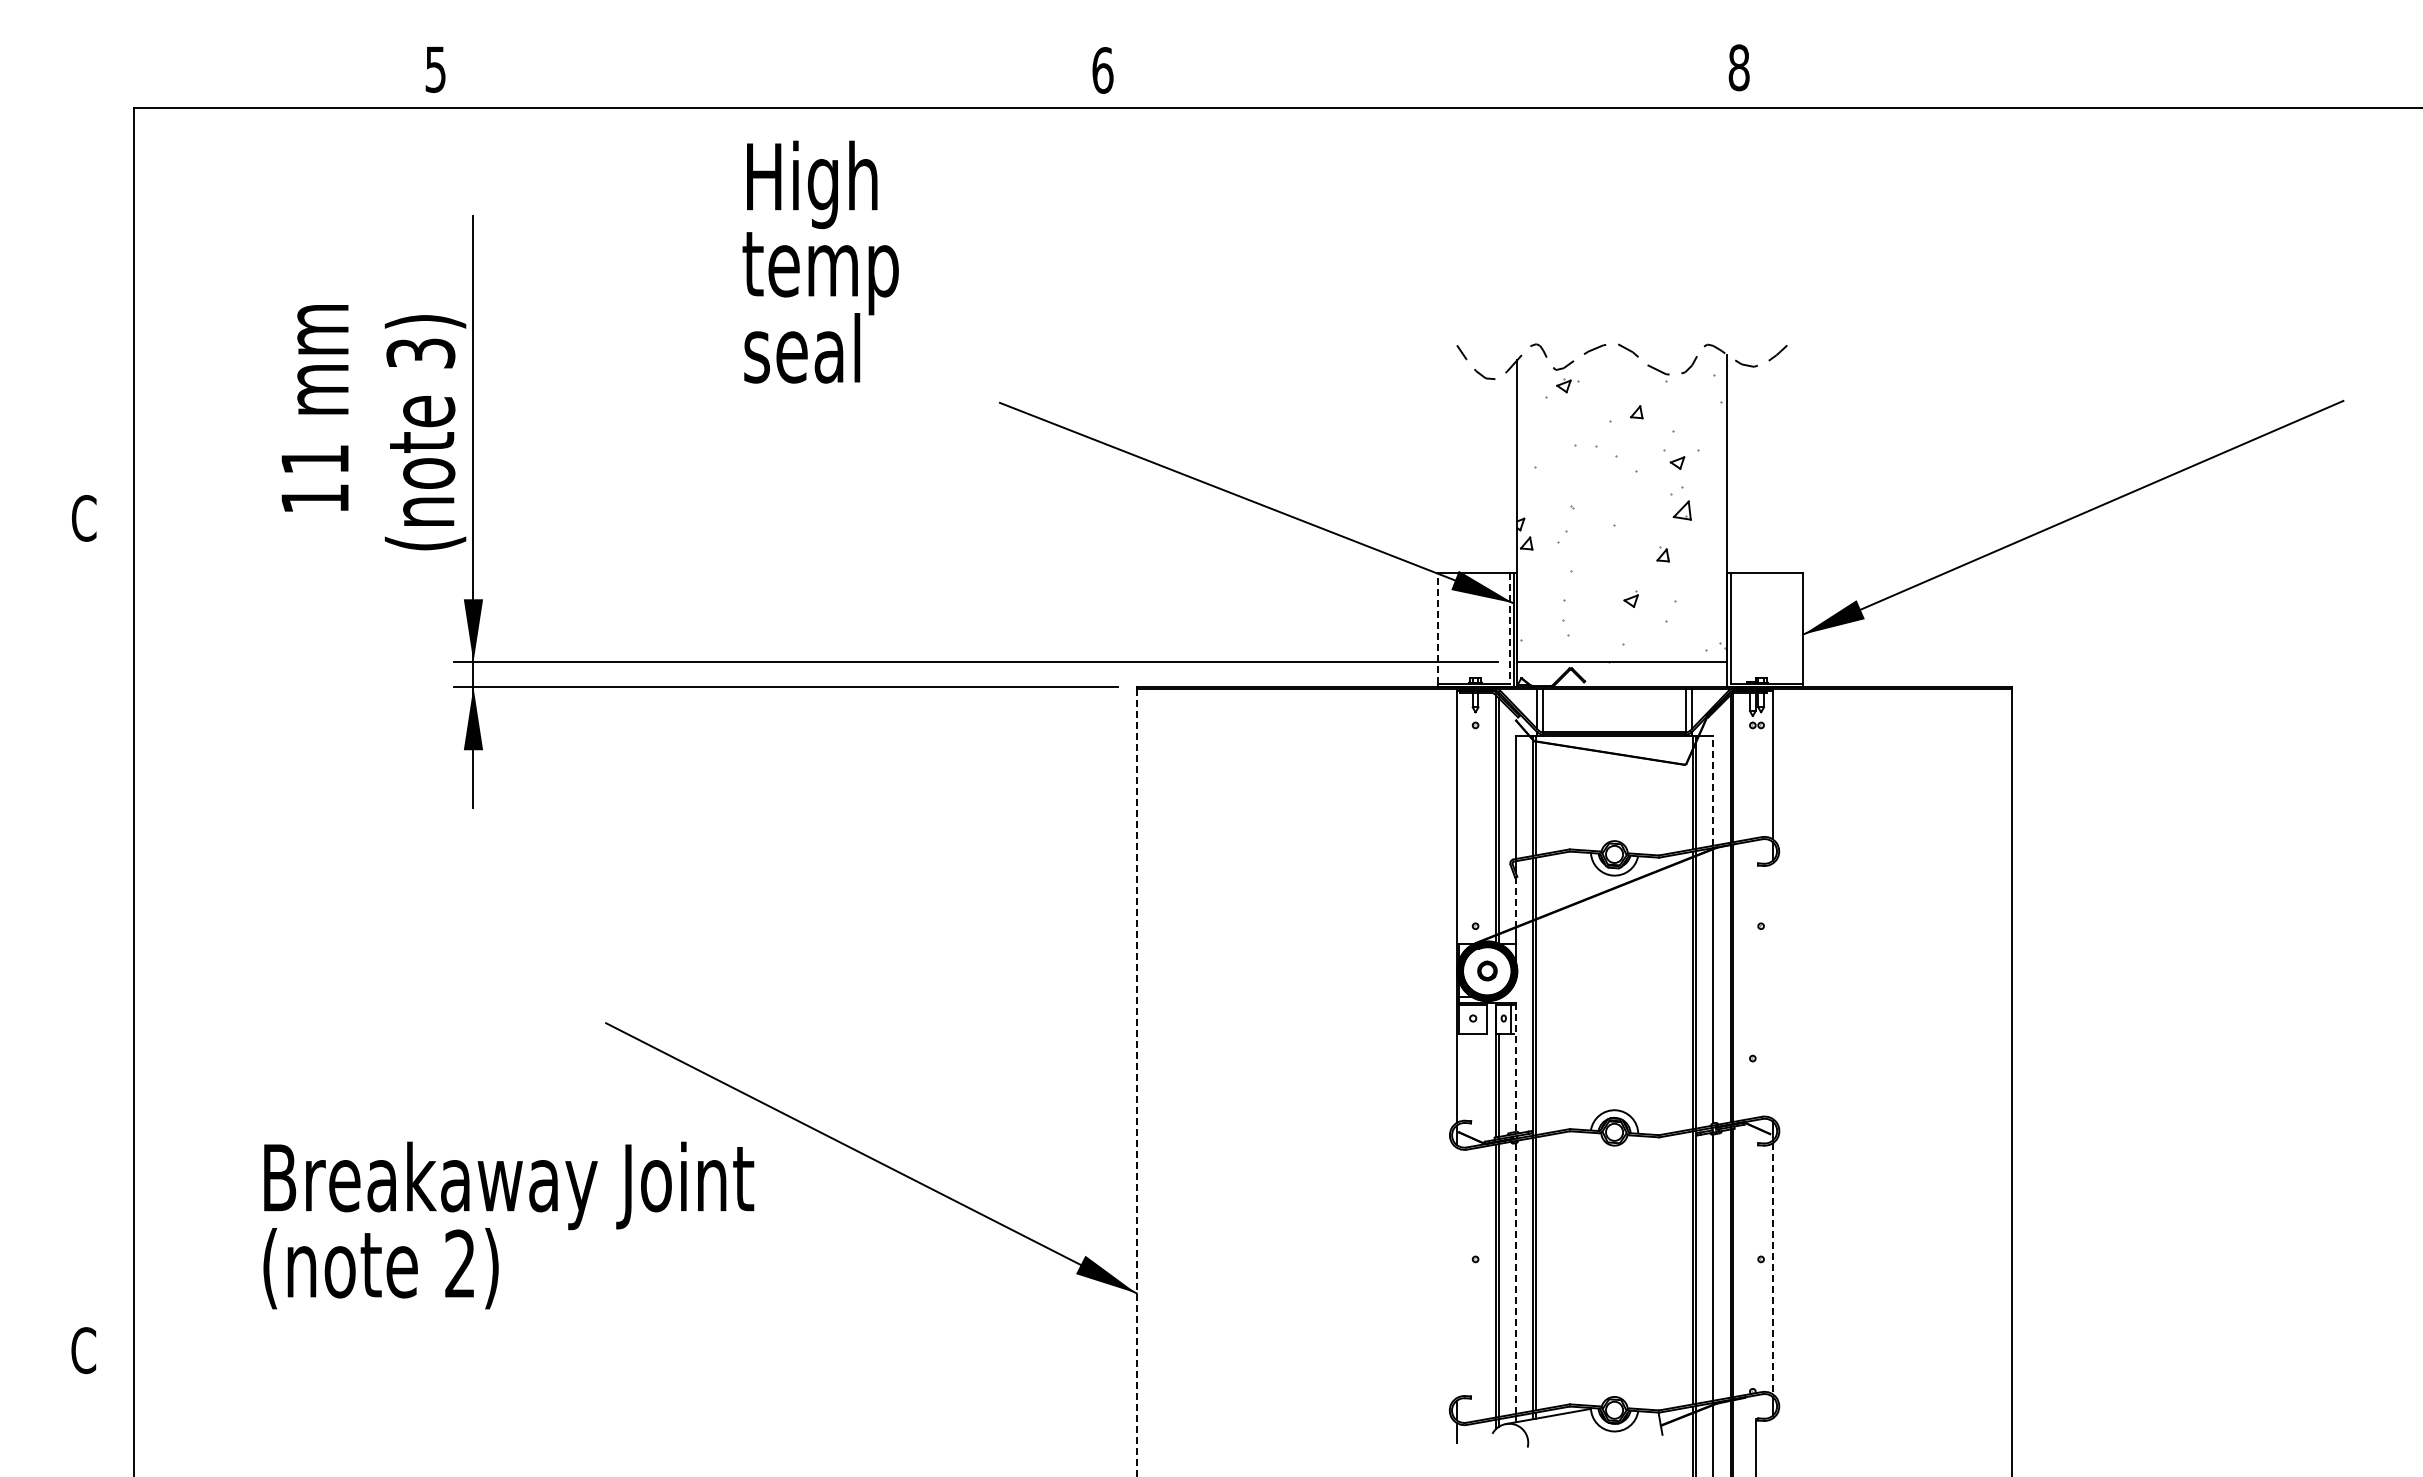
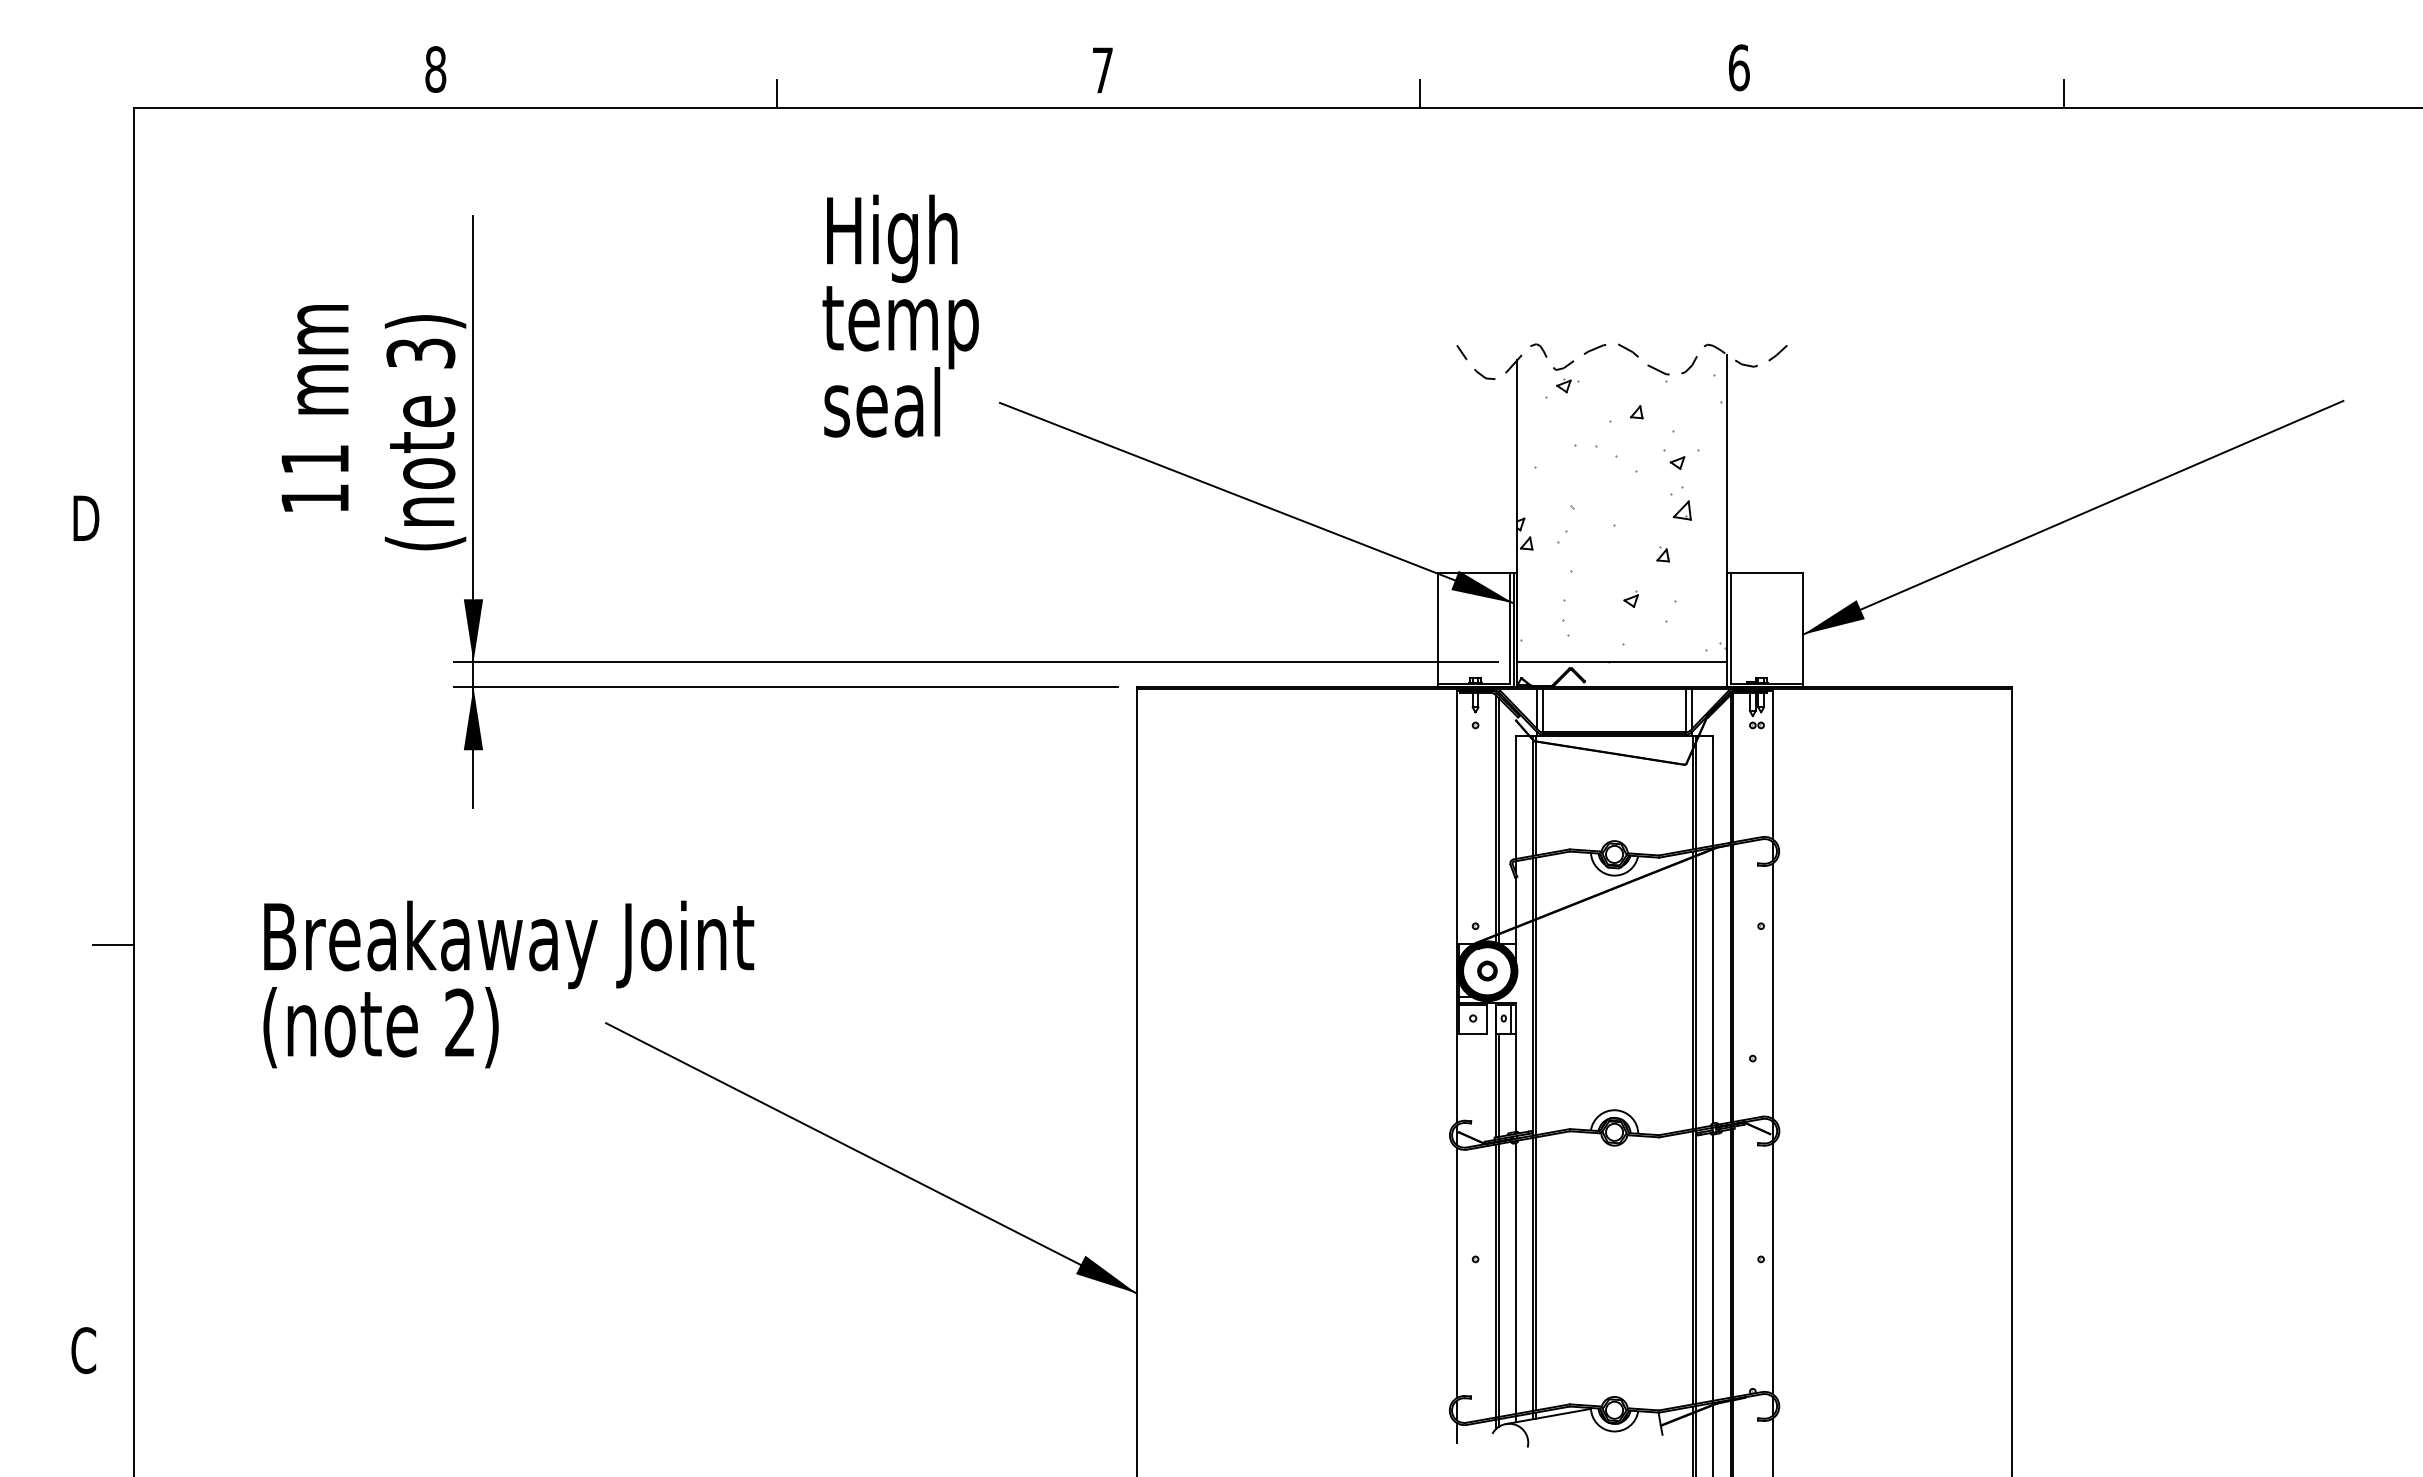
text: 8 -> 6 (1738, 67)
text: 5 -> 8 (435, 69)
text: 6 -> 7 (1102, 70)
line: none -> present (777, 94)
line: none -> present (1420, 94)
line: none -> present (2063, 94)
text position: (820, 261) -> (900, 315) (900, 315)
text: C -> D (85, 518)
line: dashed -> solid (1437, 627)
line: dashed -> solid (1509, 628)
line: dashed -> solid (1713, 791)
line: dashed -> solid (1515, 902)
line: none -> present (113, 945)
line: none -> present (1772, 990)
line: dashed -> solid (1515, 1067)
line: dashed -> solid (1136, 1082)
text position: (508, 1225) -> (508, 984) (508, 984)
line: dashed -> solid (1772, 1269)
line: none -> present (1456, 1272)
line: dashed -> solid (1515, 1279)
line position: (1755, 1445) -> (1772, 1445) (1772, 1445)
